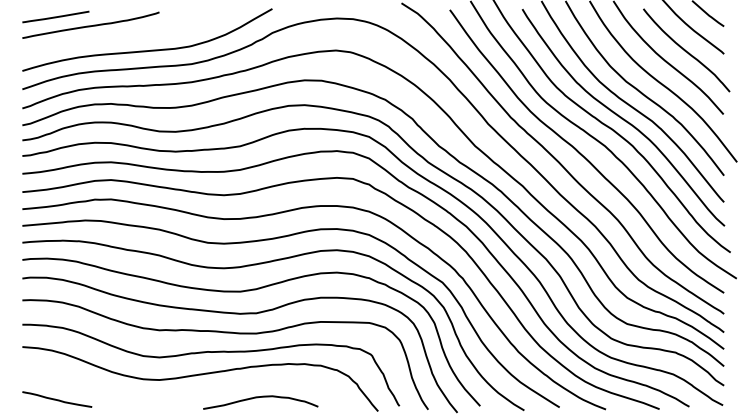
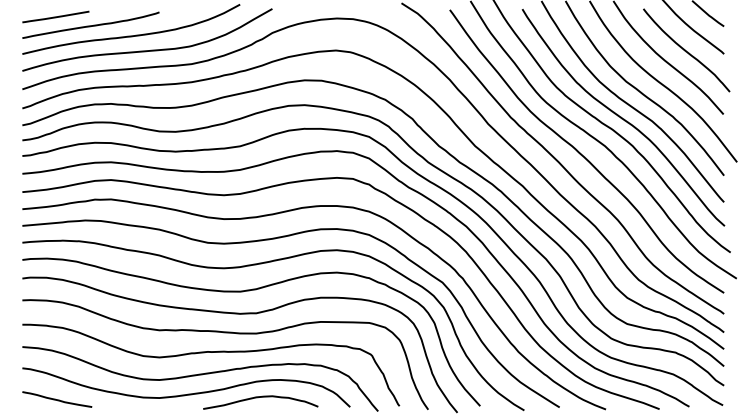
curve: none -> present (131, 35)
curve: none -> present (187, 393)
